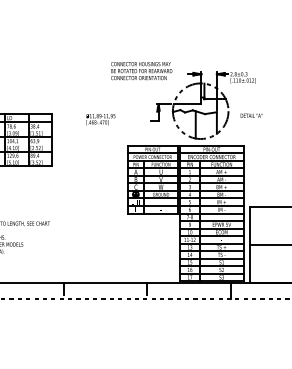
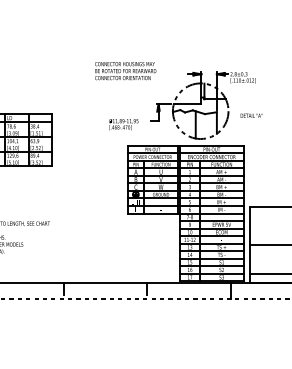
text position: (141, 71) -> (125, 71) (125, 71)
text position: (100, 119) -> (123, 124) (123, 124)
line: none -> present (268, 273)
